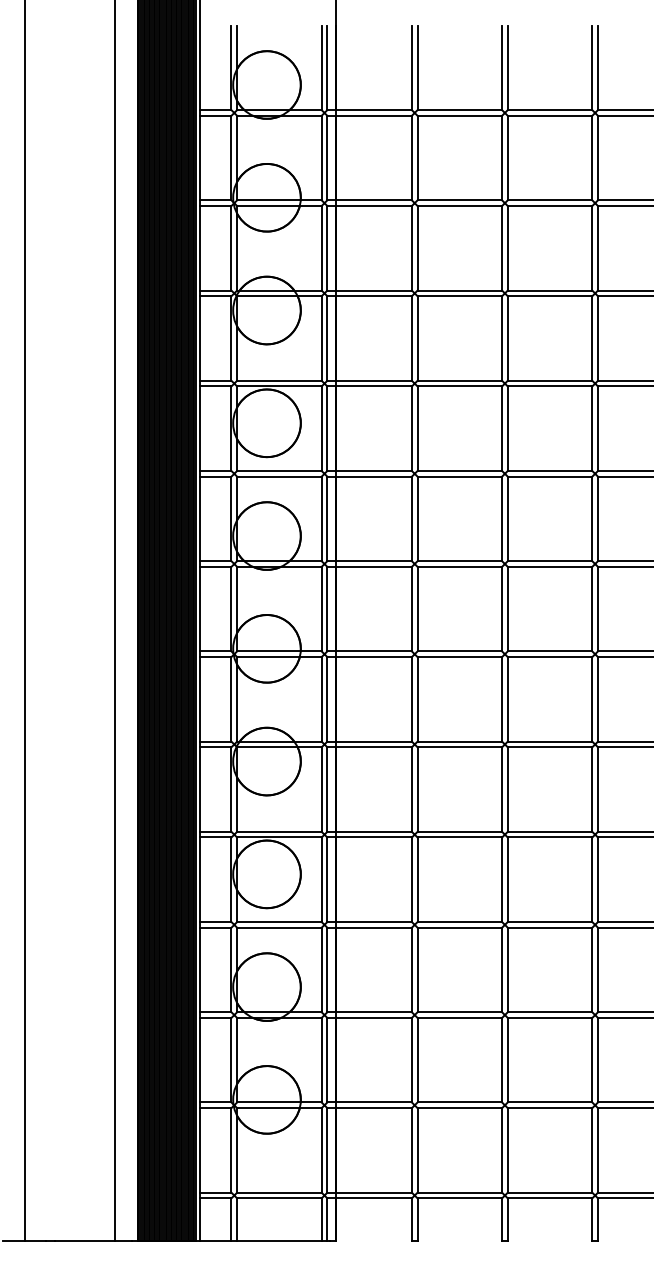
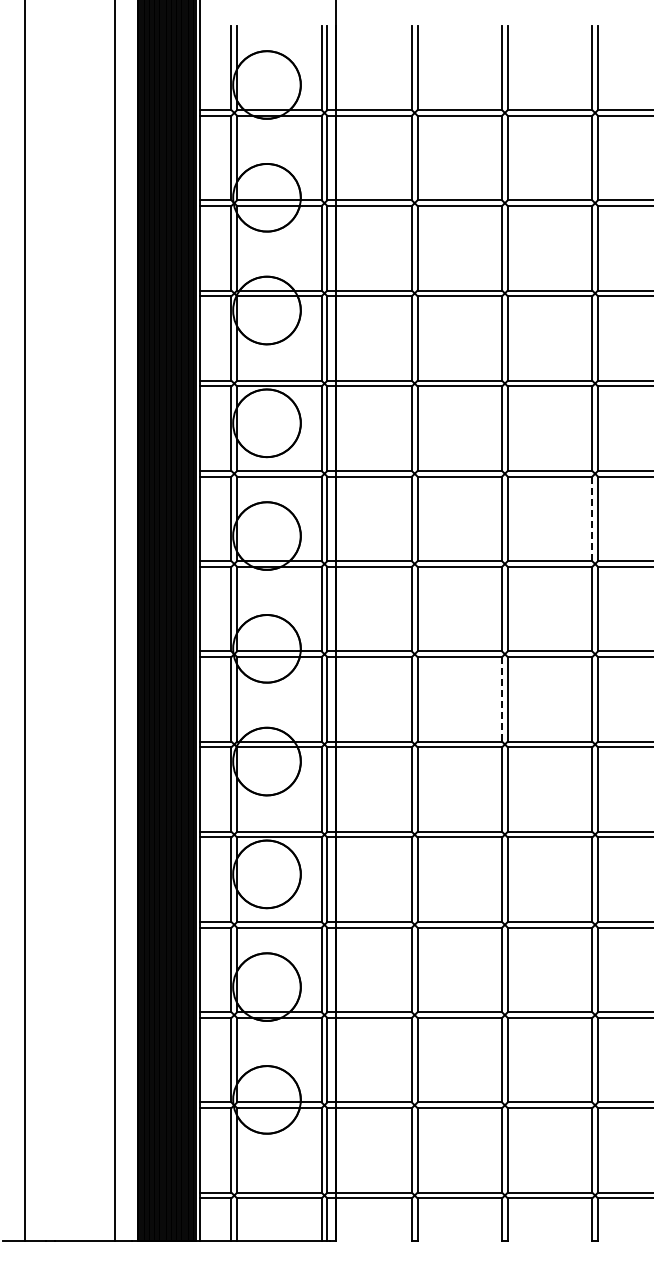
line: solid -> dashed (592, 519)
line: solid -> dashed (502, 699)
